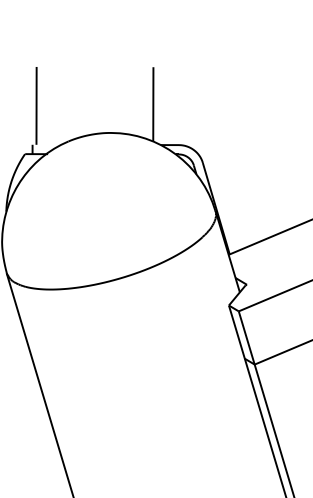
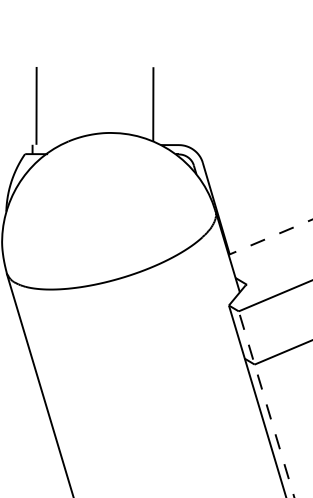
line: solid -> dashed (270, 237)
line: solid -> dashed (266, 404)
